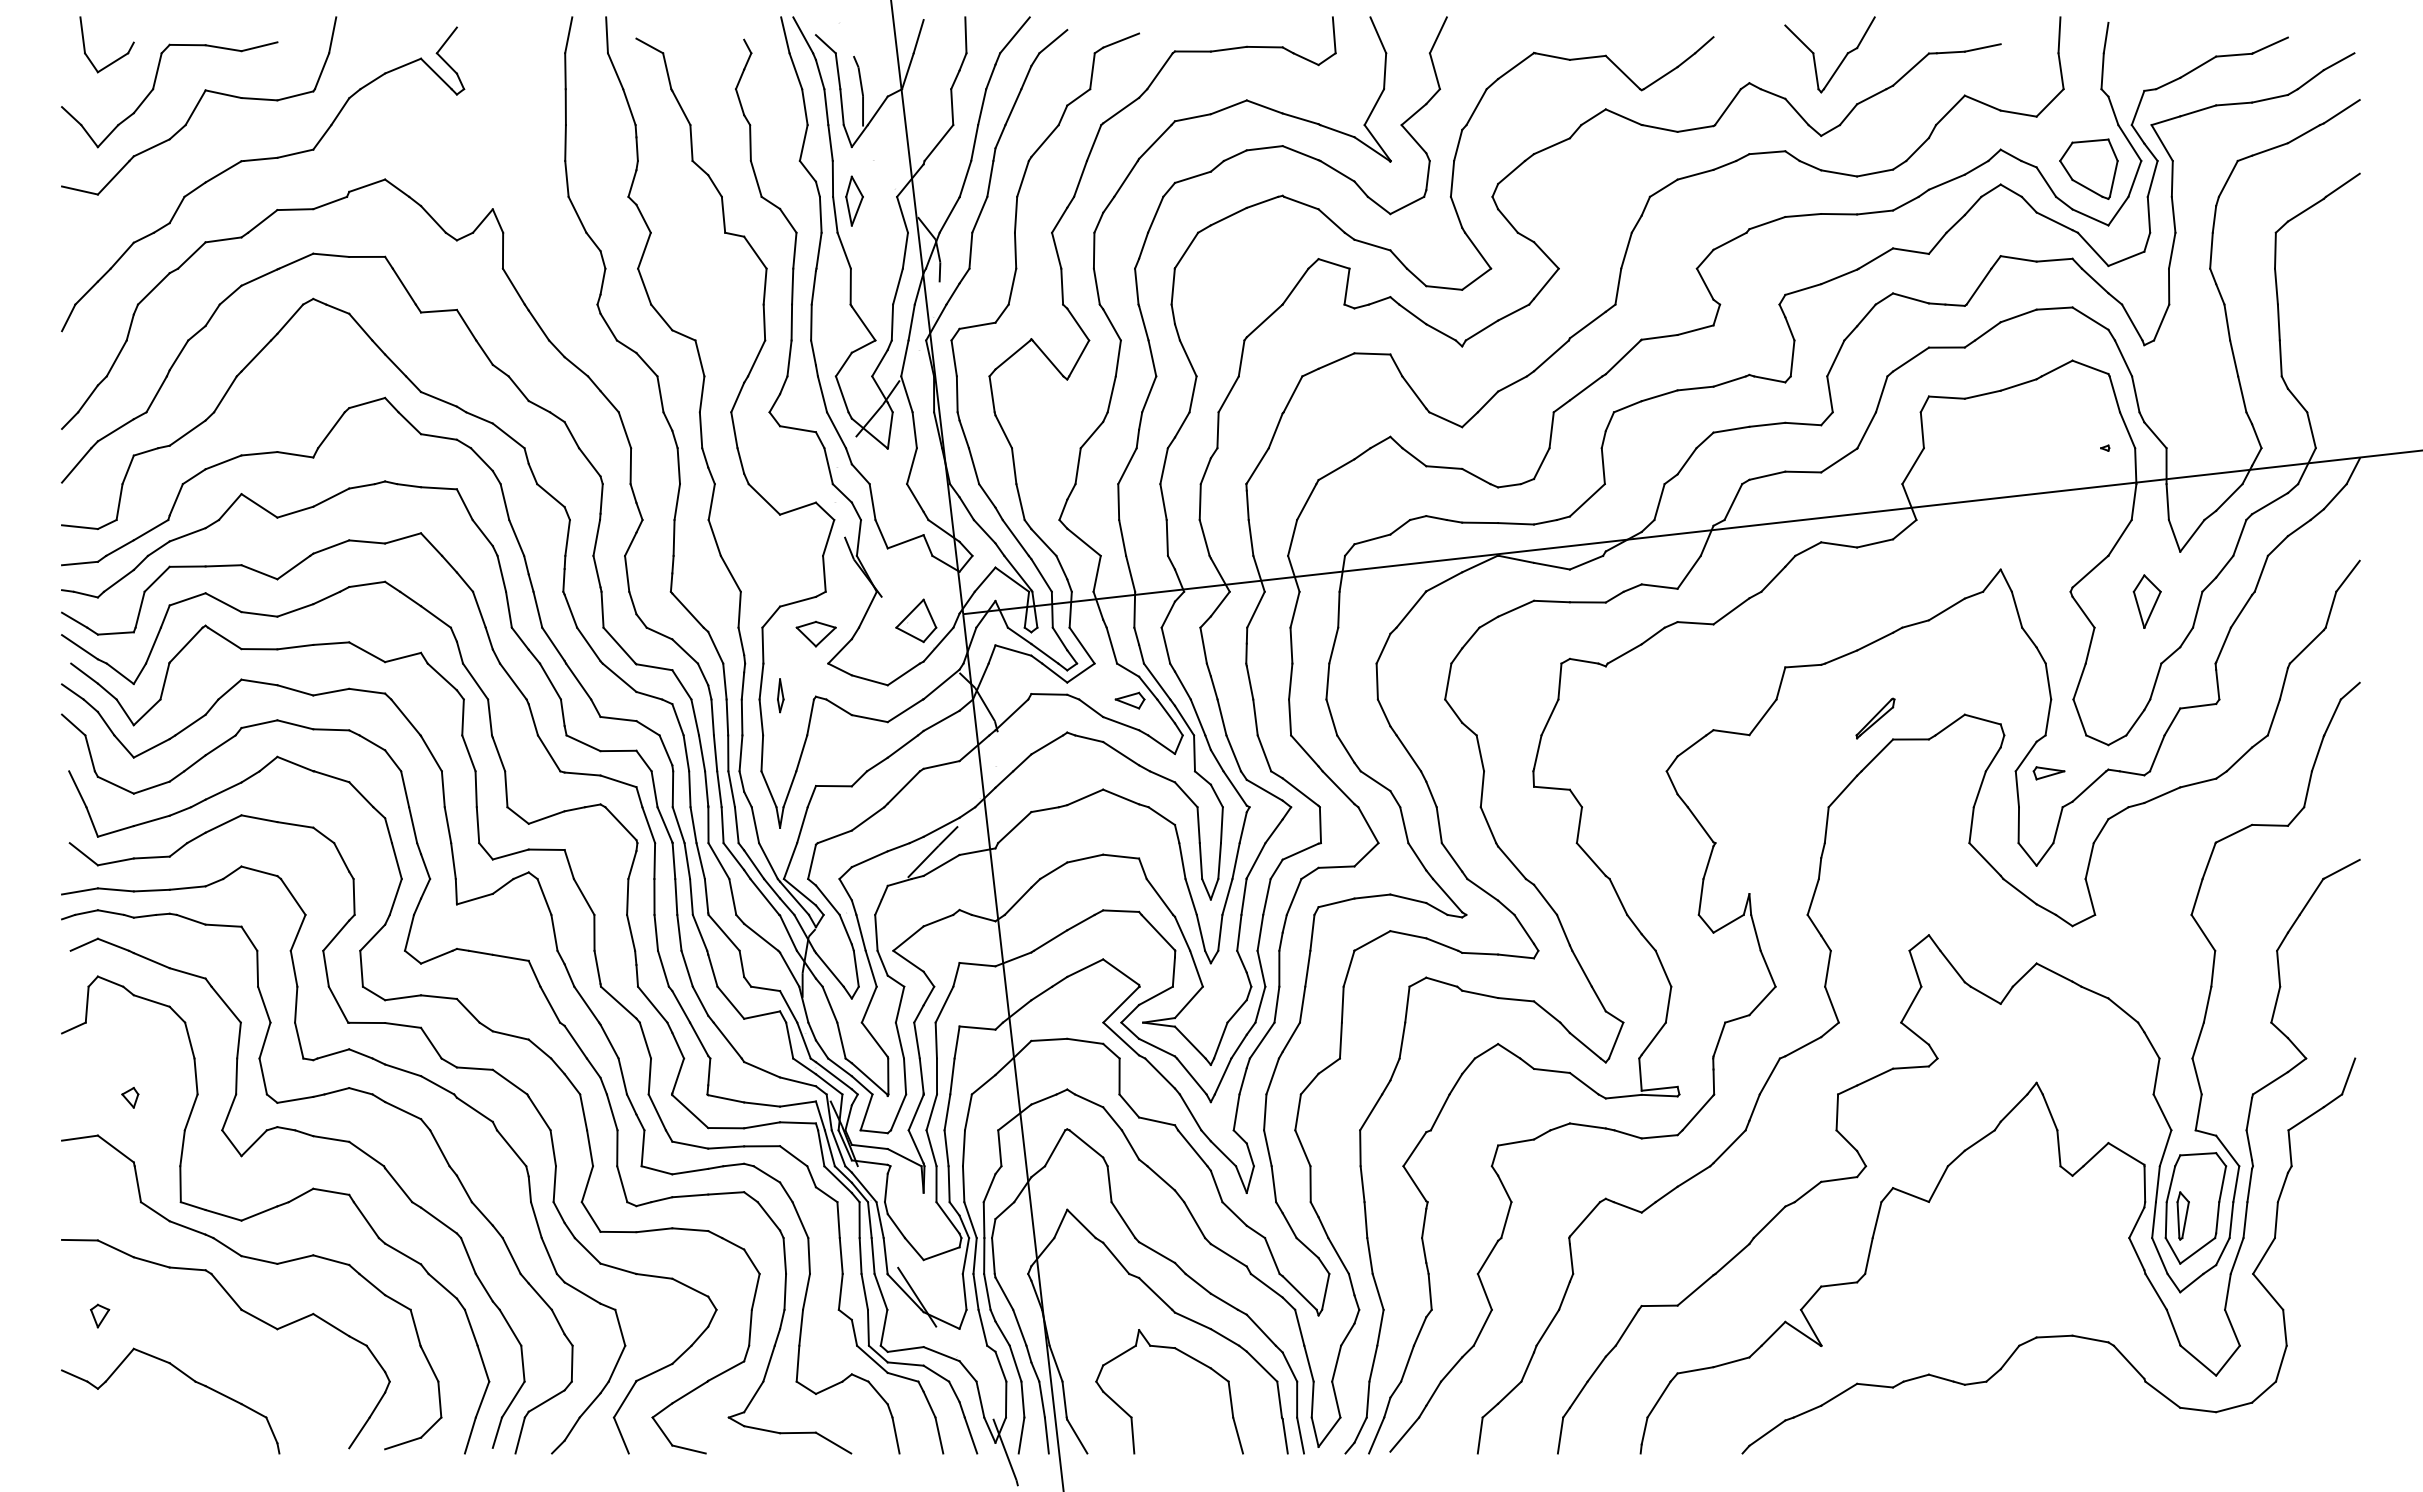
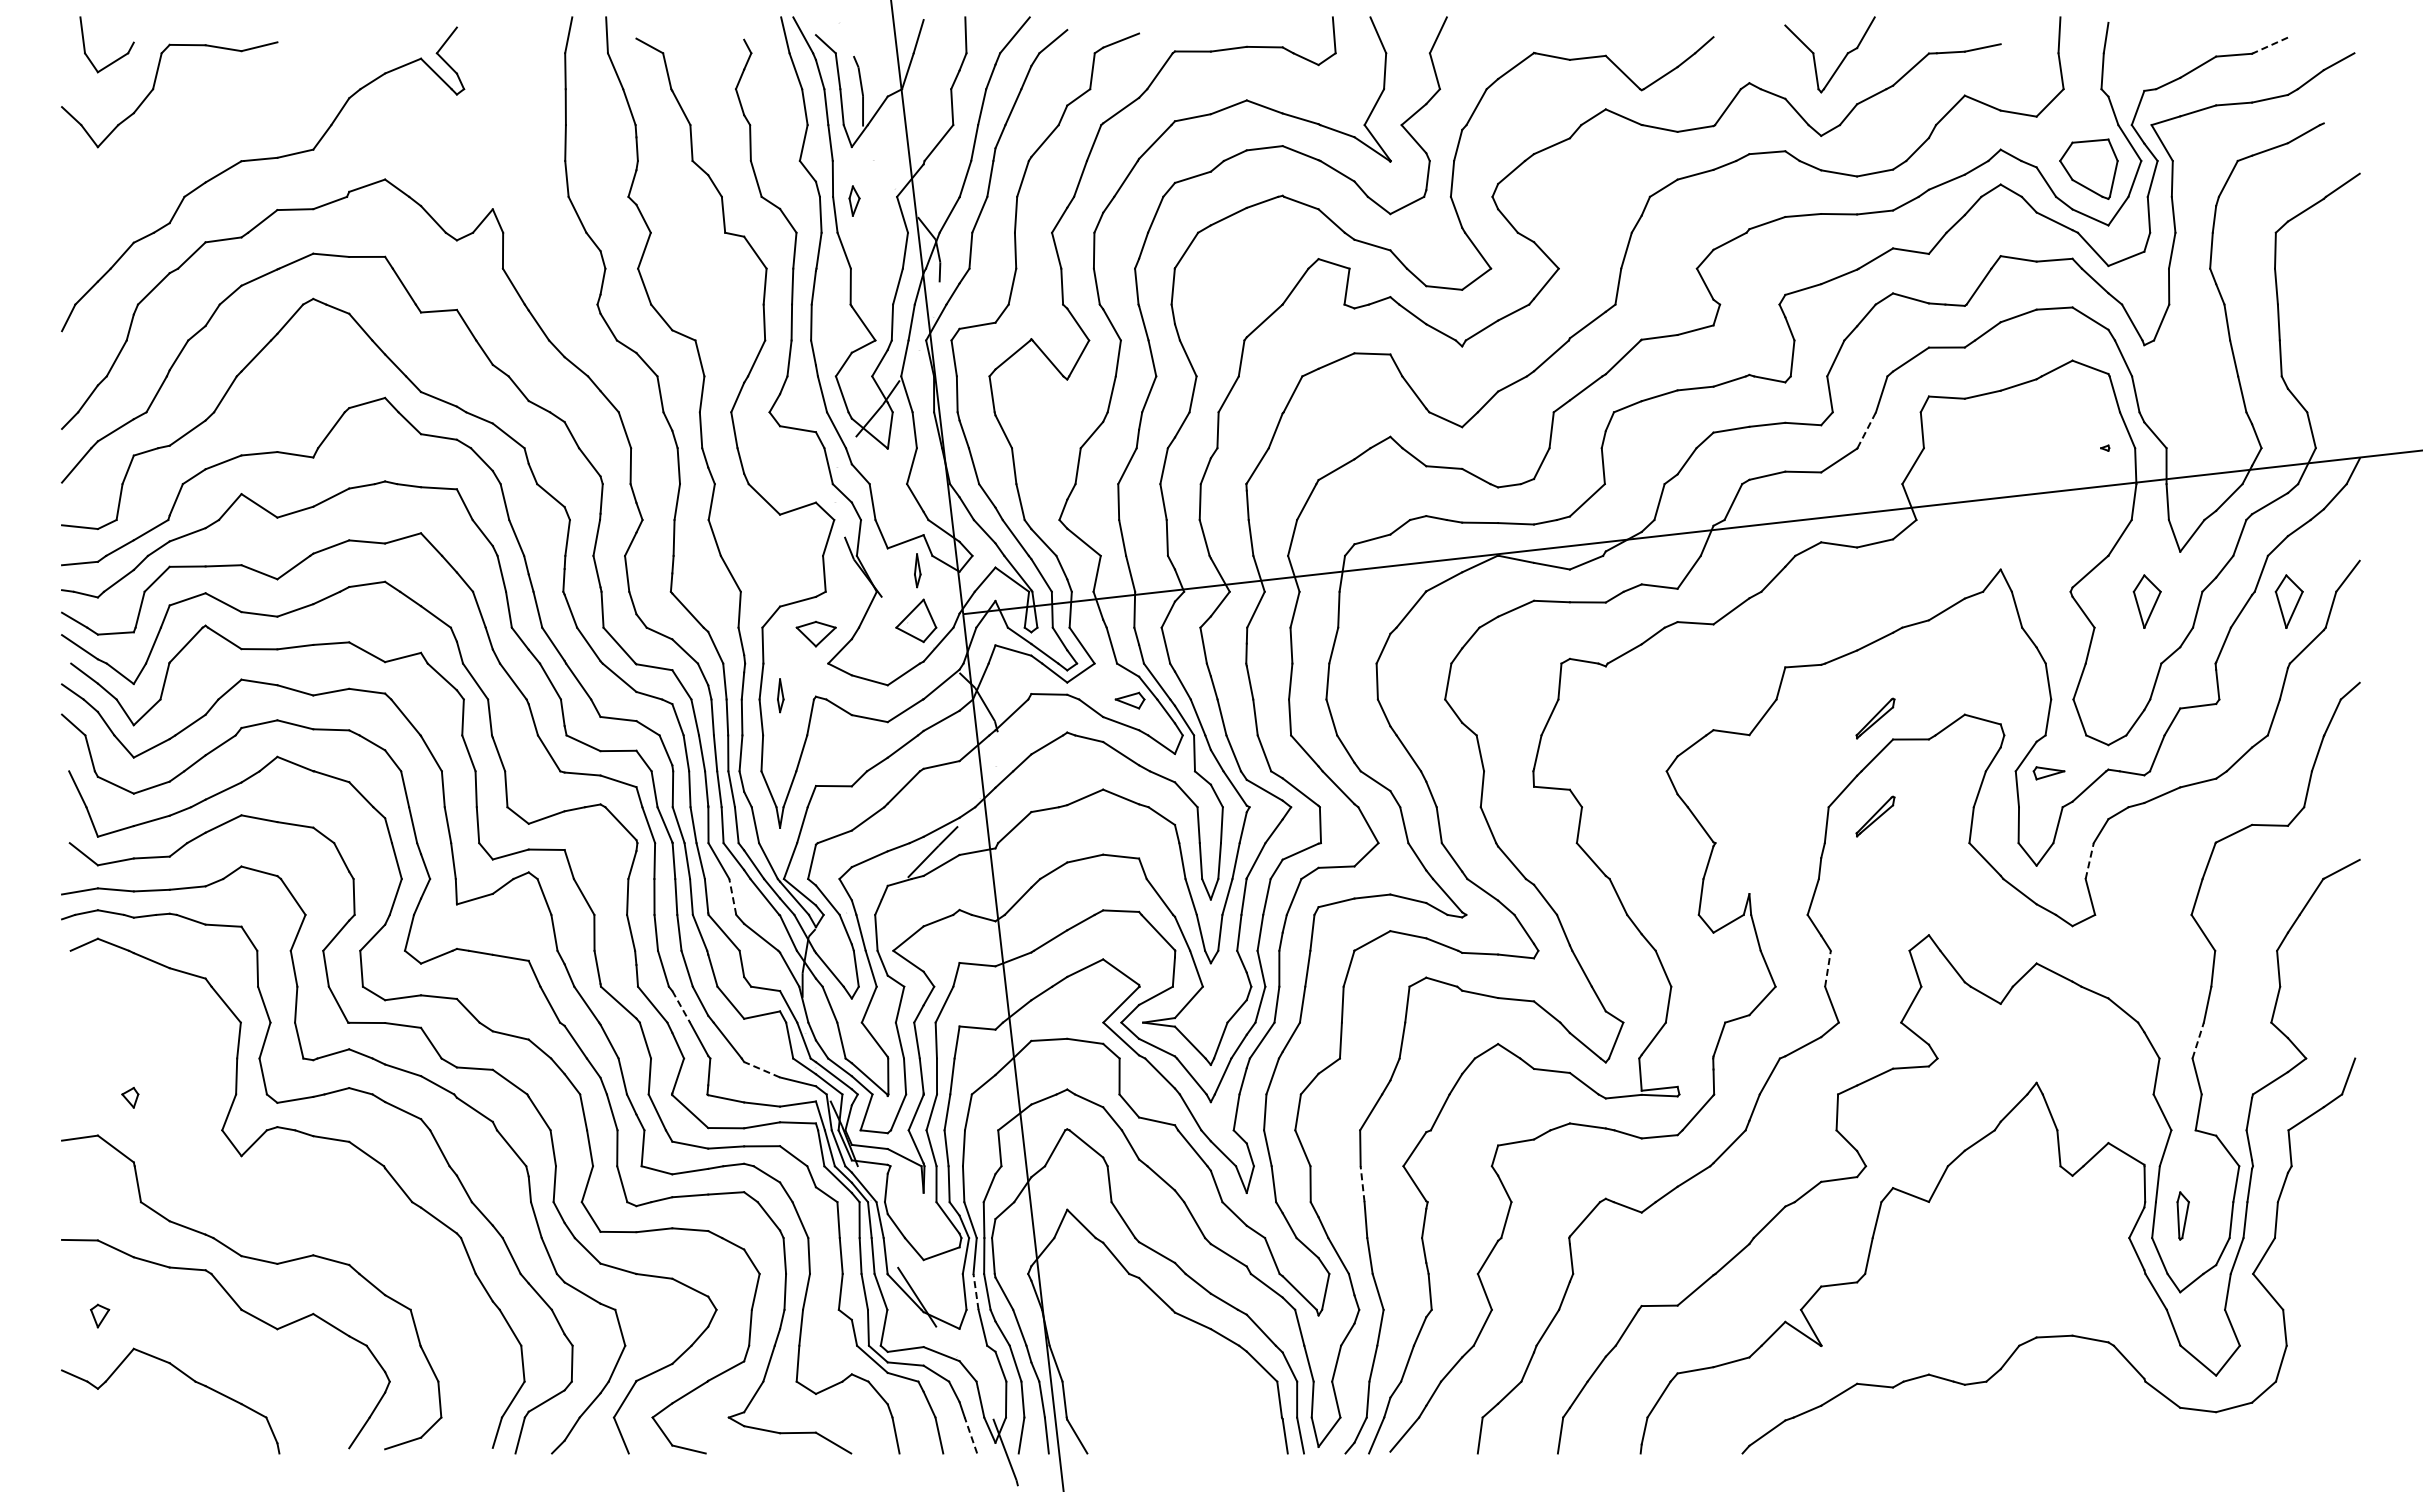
line: solid -> dashed (2270, 45)
part: present -> none (199, 105)
line: present -> none (2341, 111)
part size: 19x52 px -> 13x32 px (854, 200)
line: solid -> dashed (1866, 429)
part: none -> present (917, 570)
part: none -> present (2288, 601)
part: none -> present (1875, 816)
line: solid -> dashed (2089, 860)
line: solid -> dashed (732, 896)
line: solid -> dashed (1828, 968)
line: solid -> dashed (681, 1007)
line: solid -> dashed (2198, 1040)
line: solid -> dashed (762, 1069)
line: solid -> dashed (1362, 1183)
part: present -> none (2195, 1208)
part: present -> none (275, 1214)
line: solid -> dashed (975, 1291)
part: present -> none (1187, 1356)
line: solid -> dashed (970, 1435)
